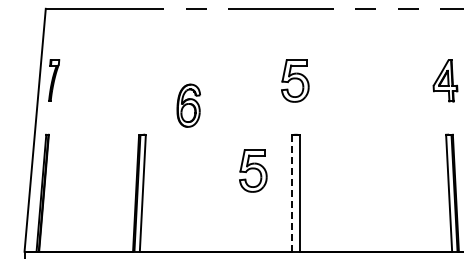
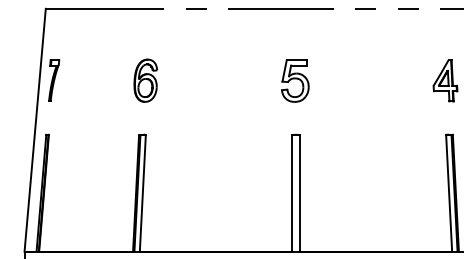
part position: (188, 105) -> (145, 80) (145, 80)
part: present -> none (253, 170)
line: dashed -> solid (291, 192)
